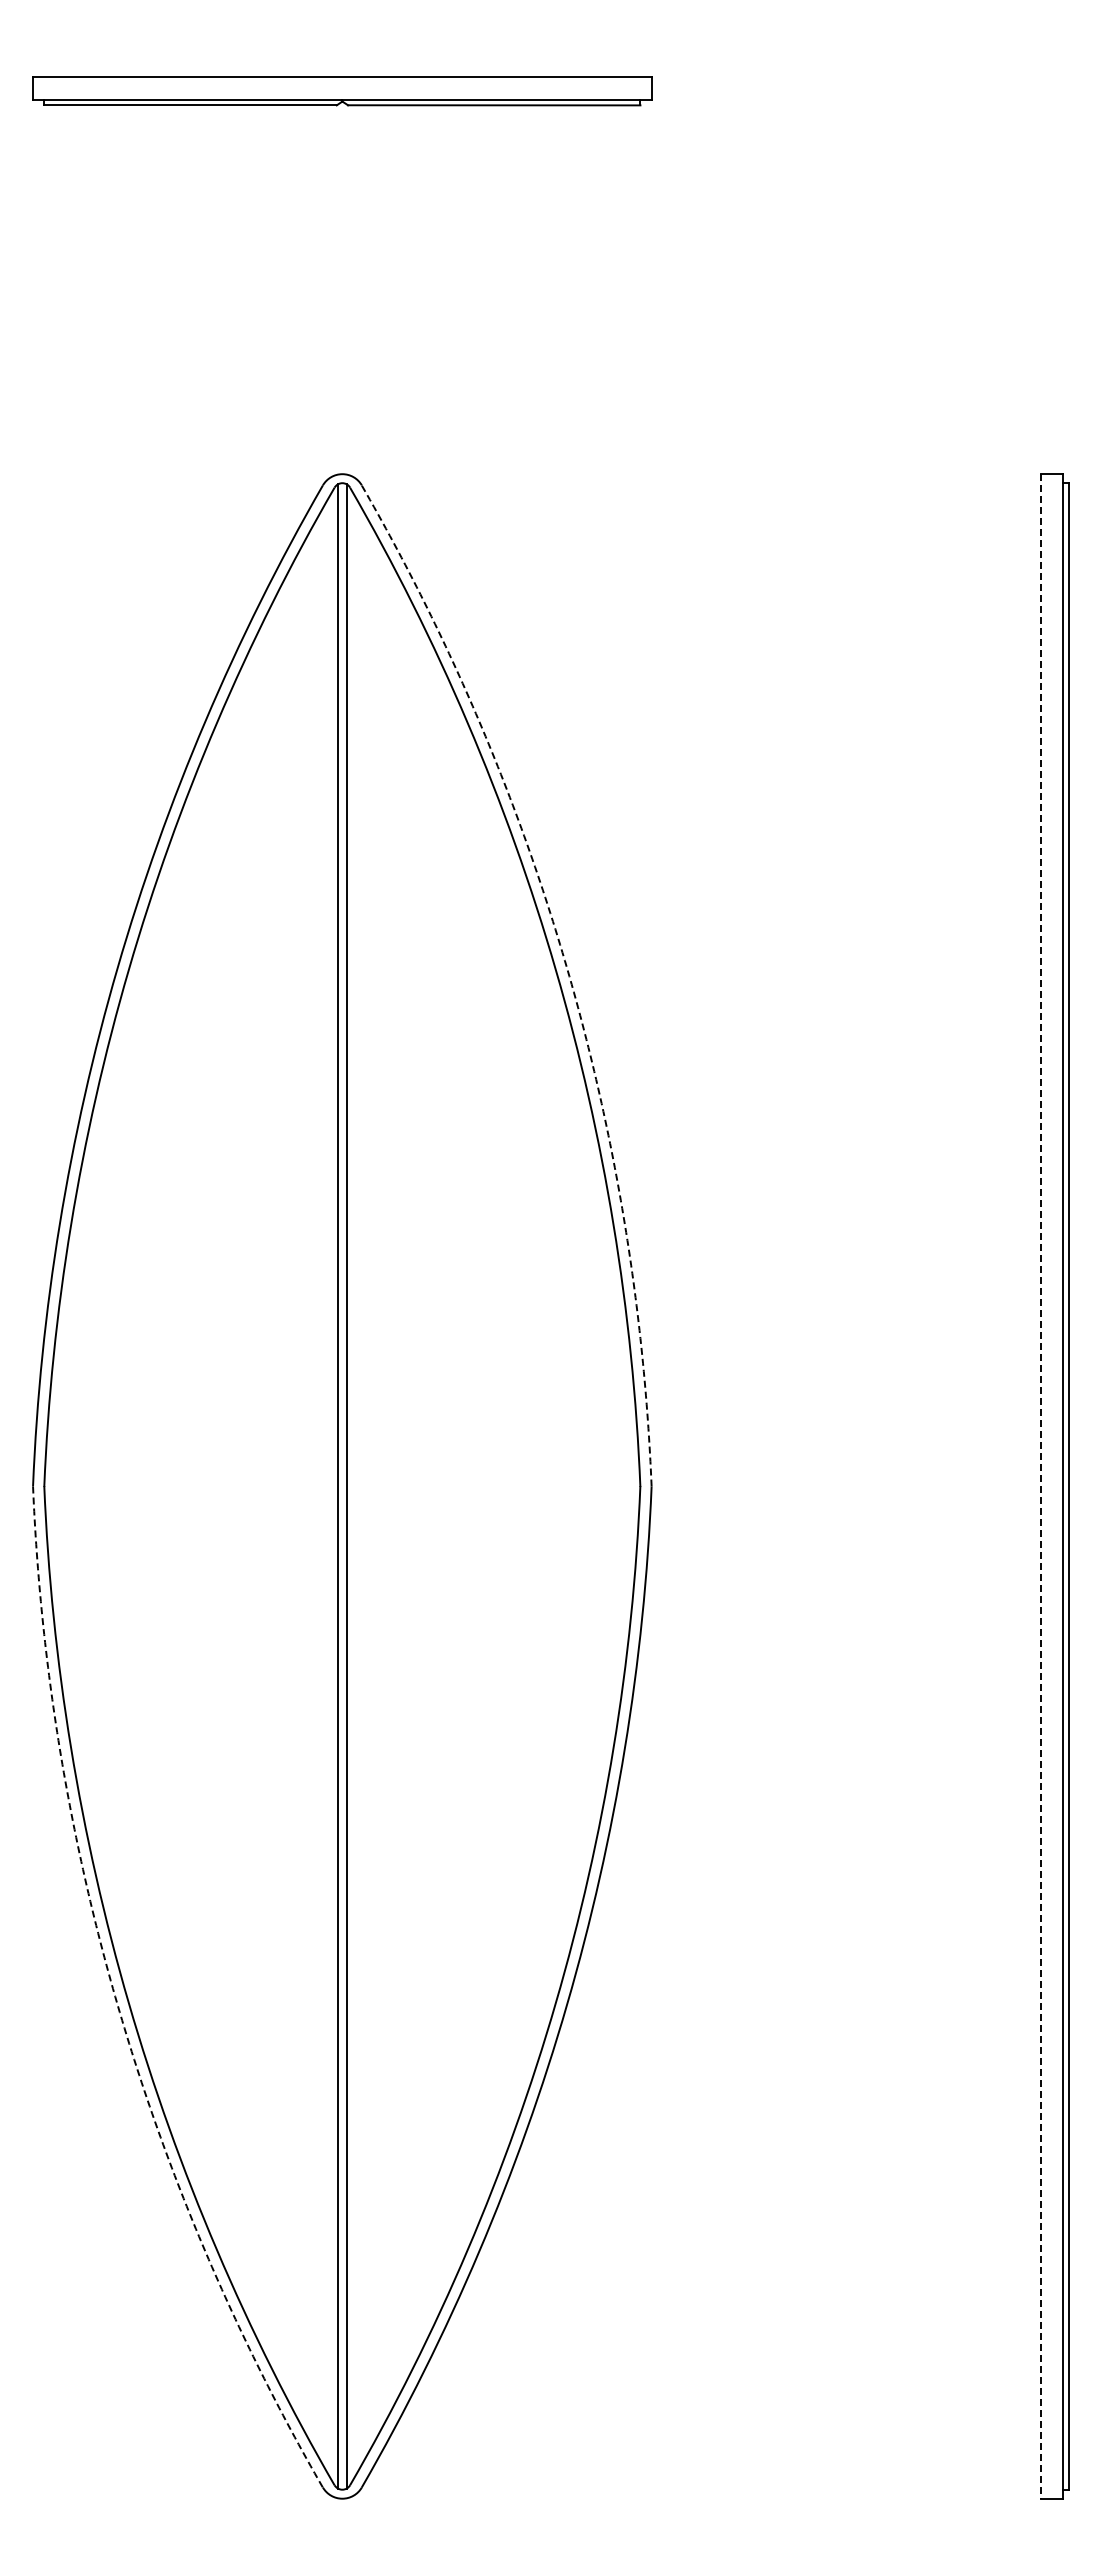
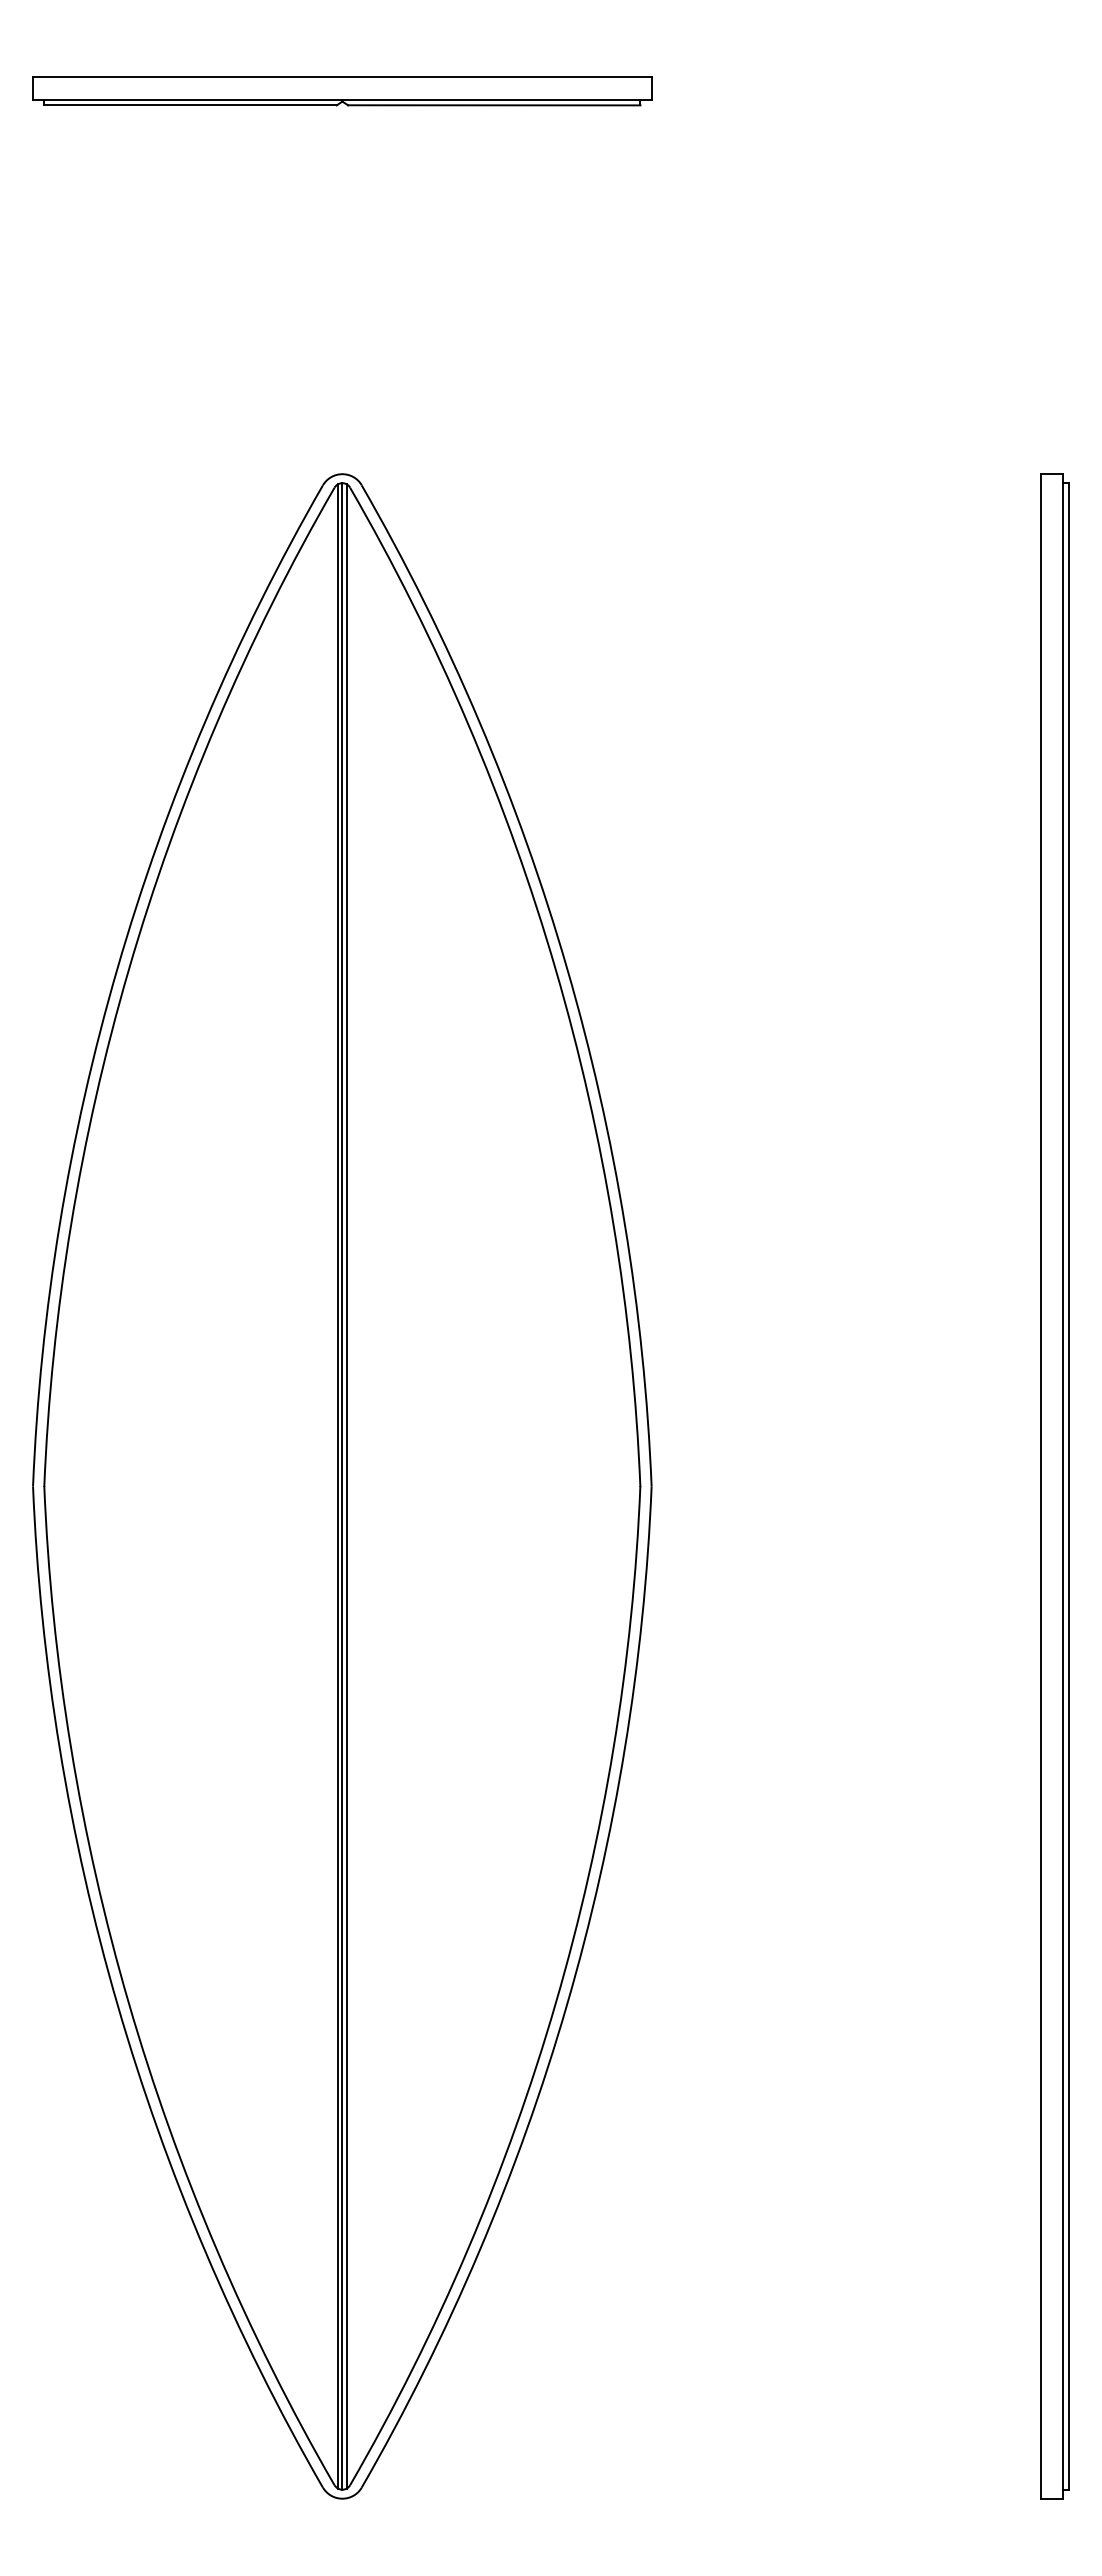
arc: dashed -> solid (567, 968)
line: none -> present (342, 1486)
line: dashed -> solid (1040, 1486)
arc: dashed -> solid (117, 2004)
